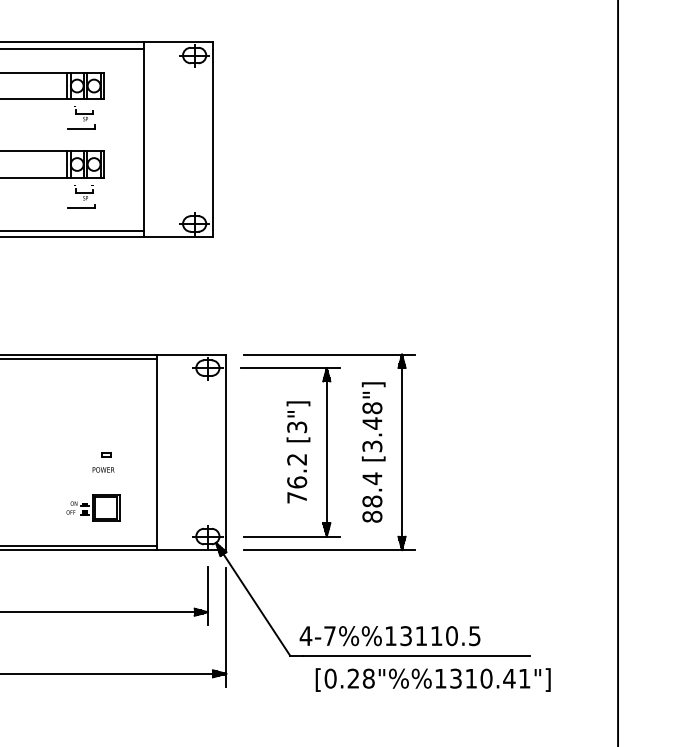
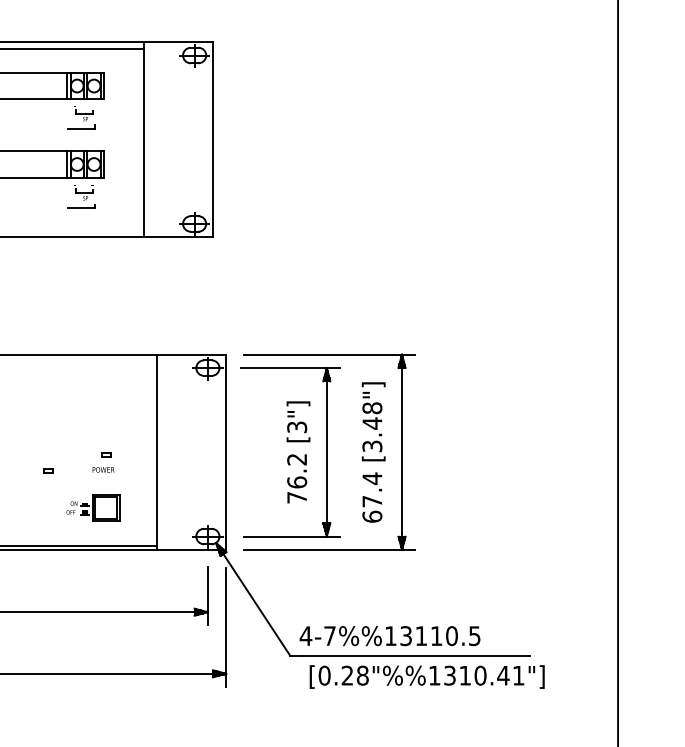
line: present -> none (72, 230)
line: present -> none (79, 359)
part: none -> present (48, 470)
text: 88.4 -> 67.4 (372, 508)
text position: (432, 679) -> (426, 676) (426, 676)
